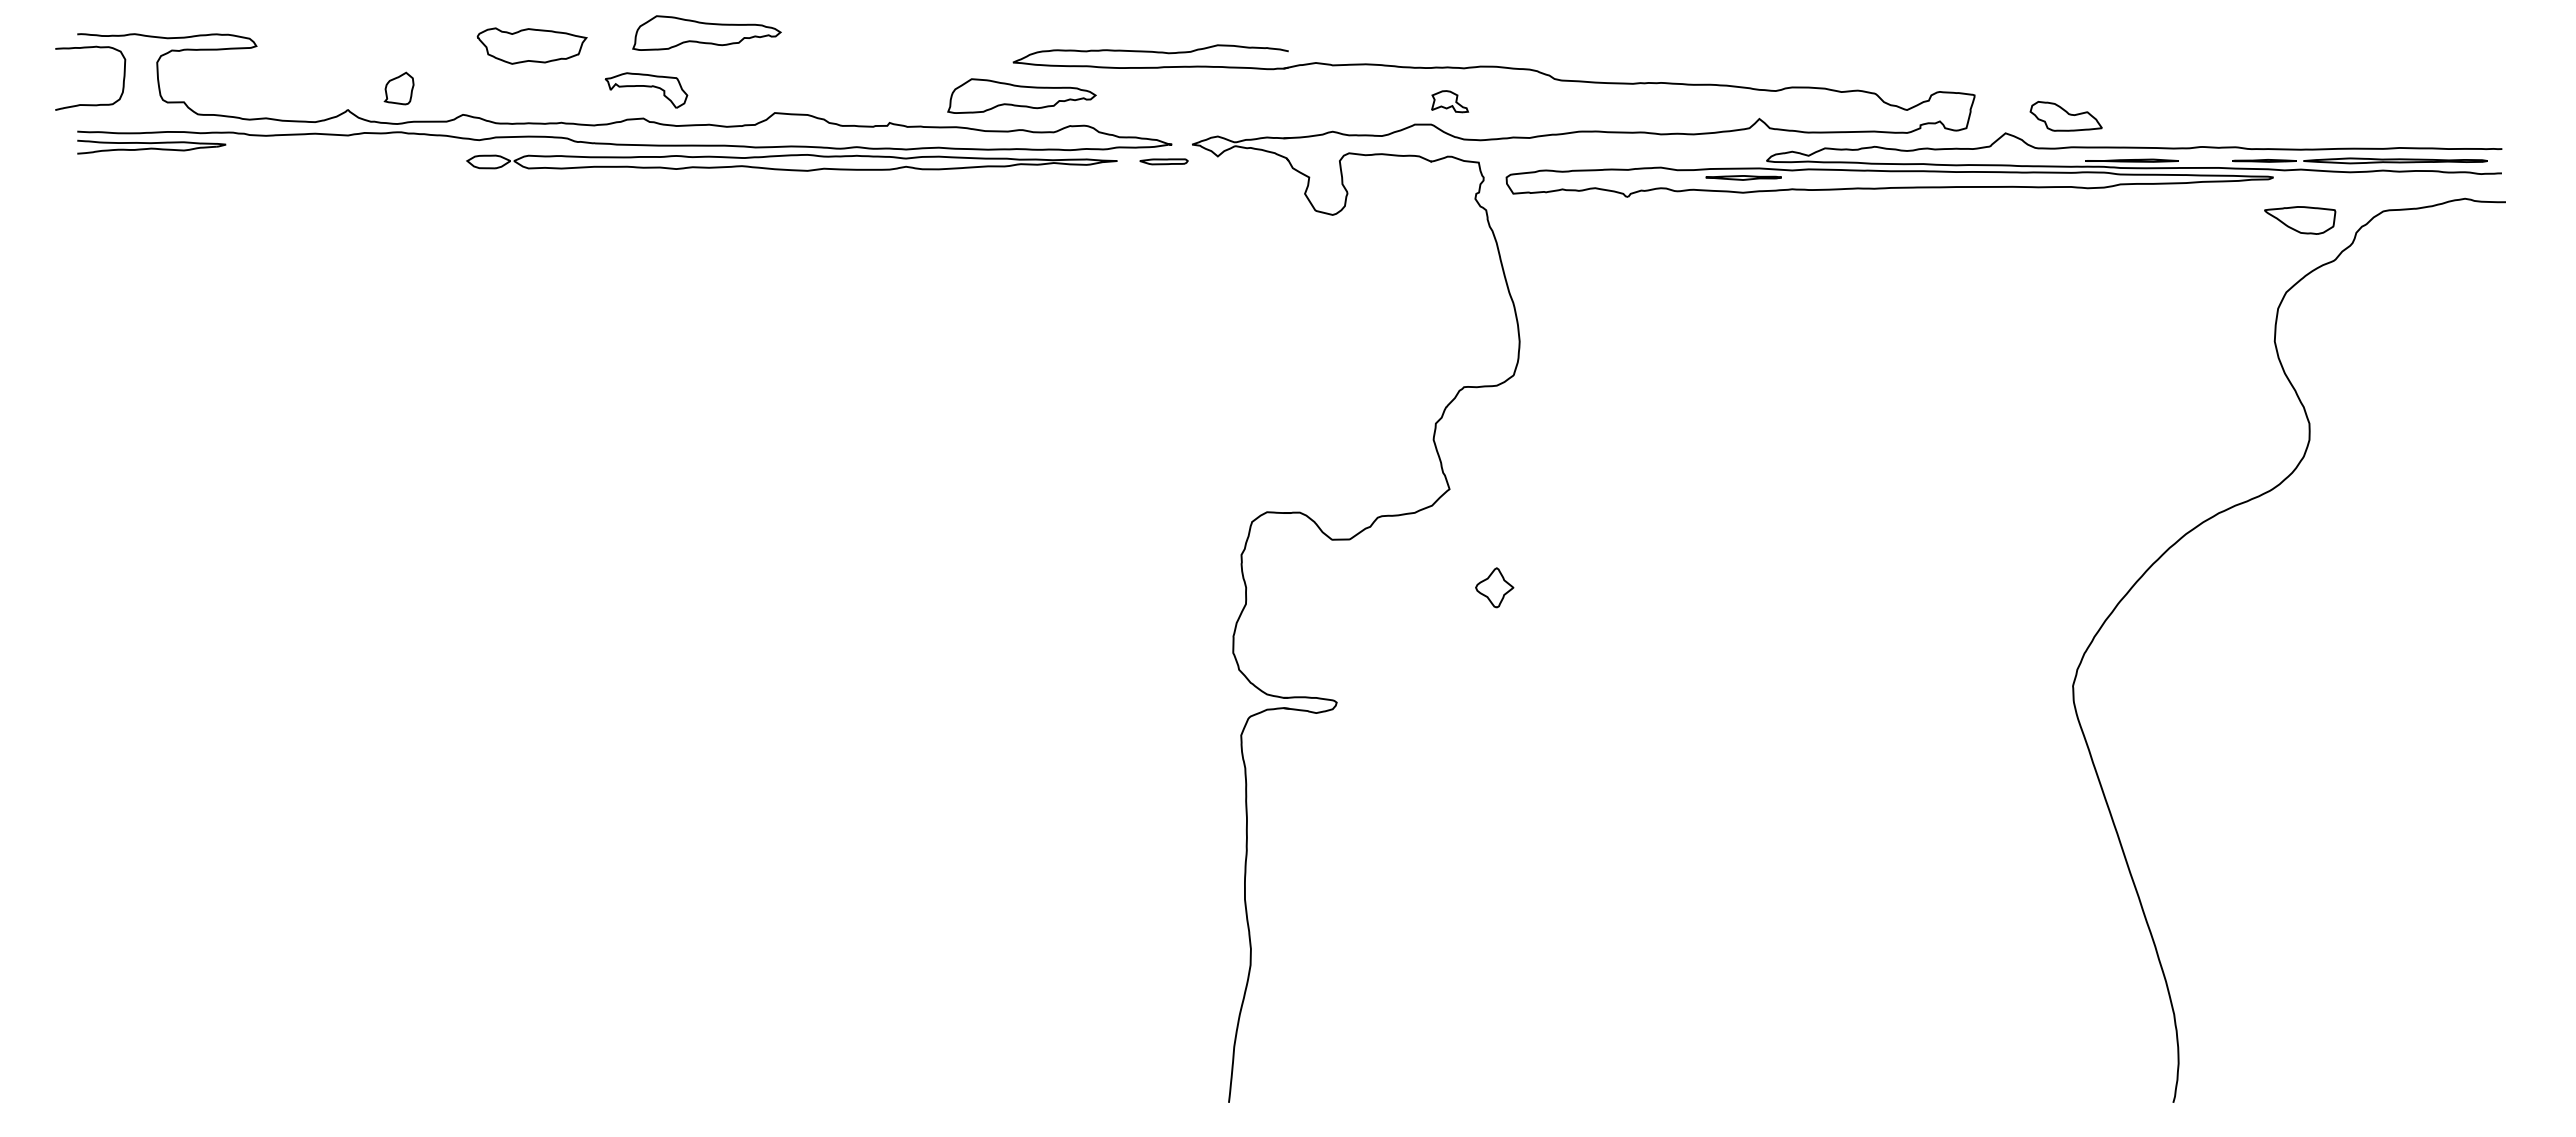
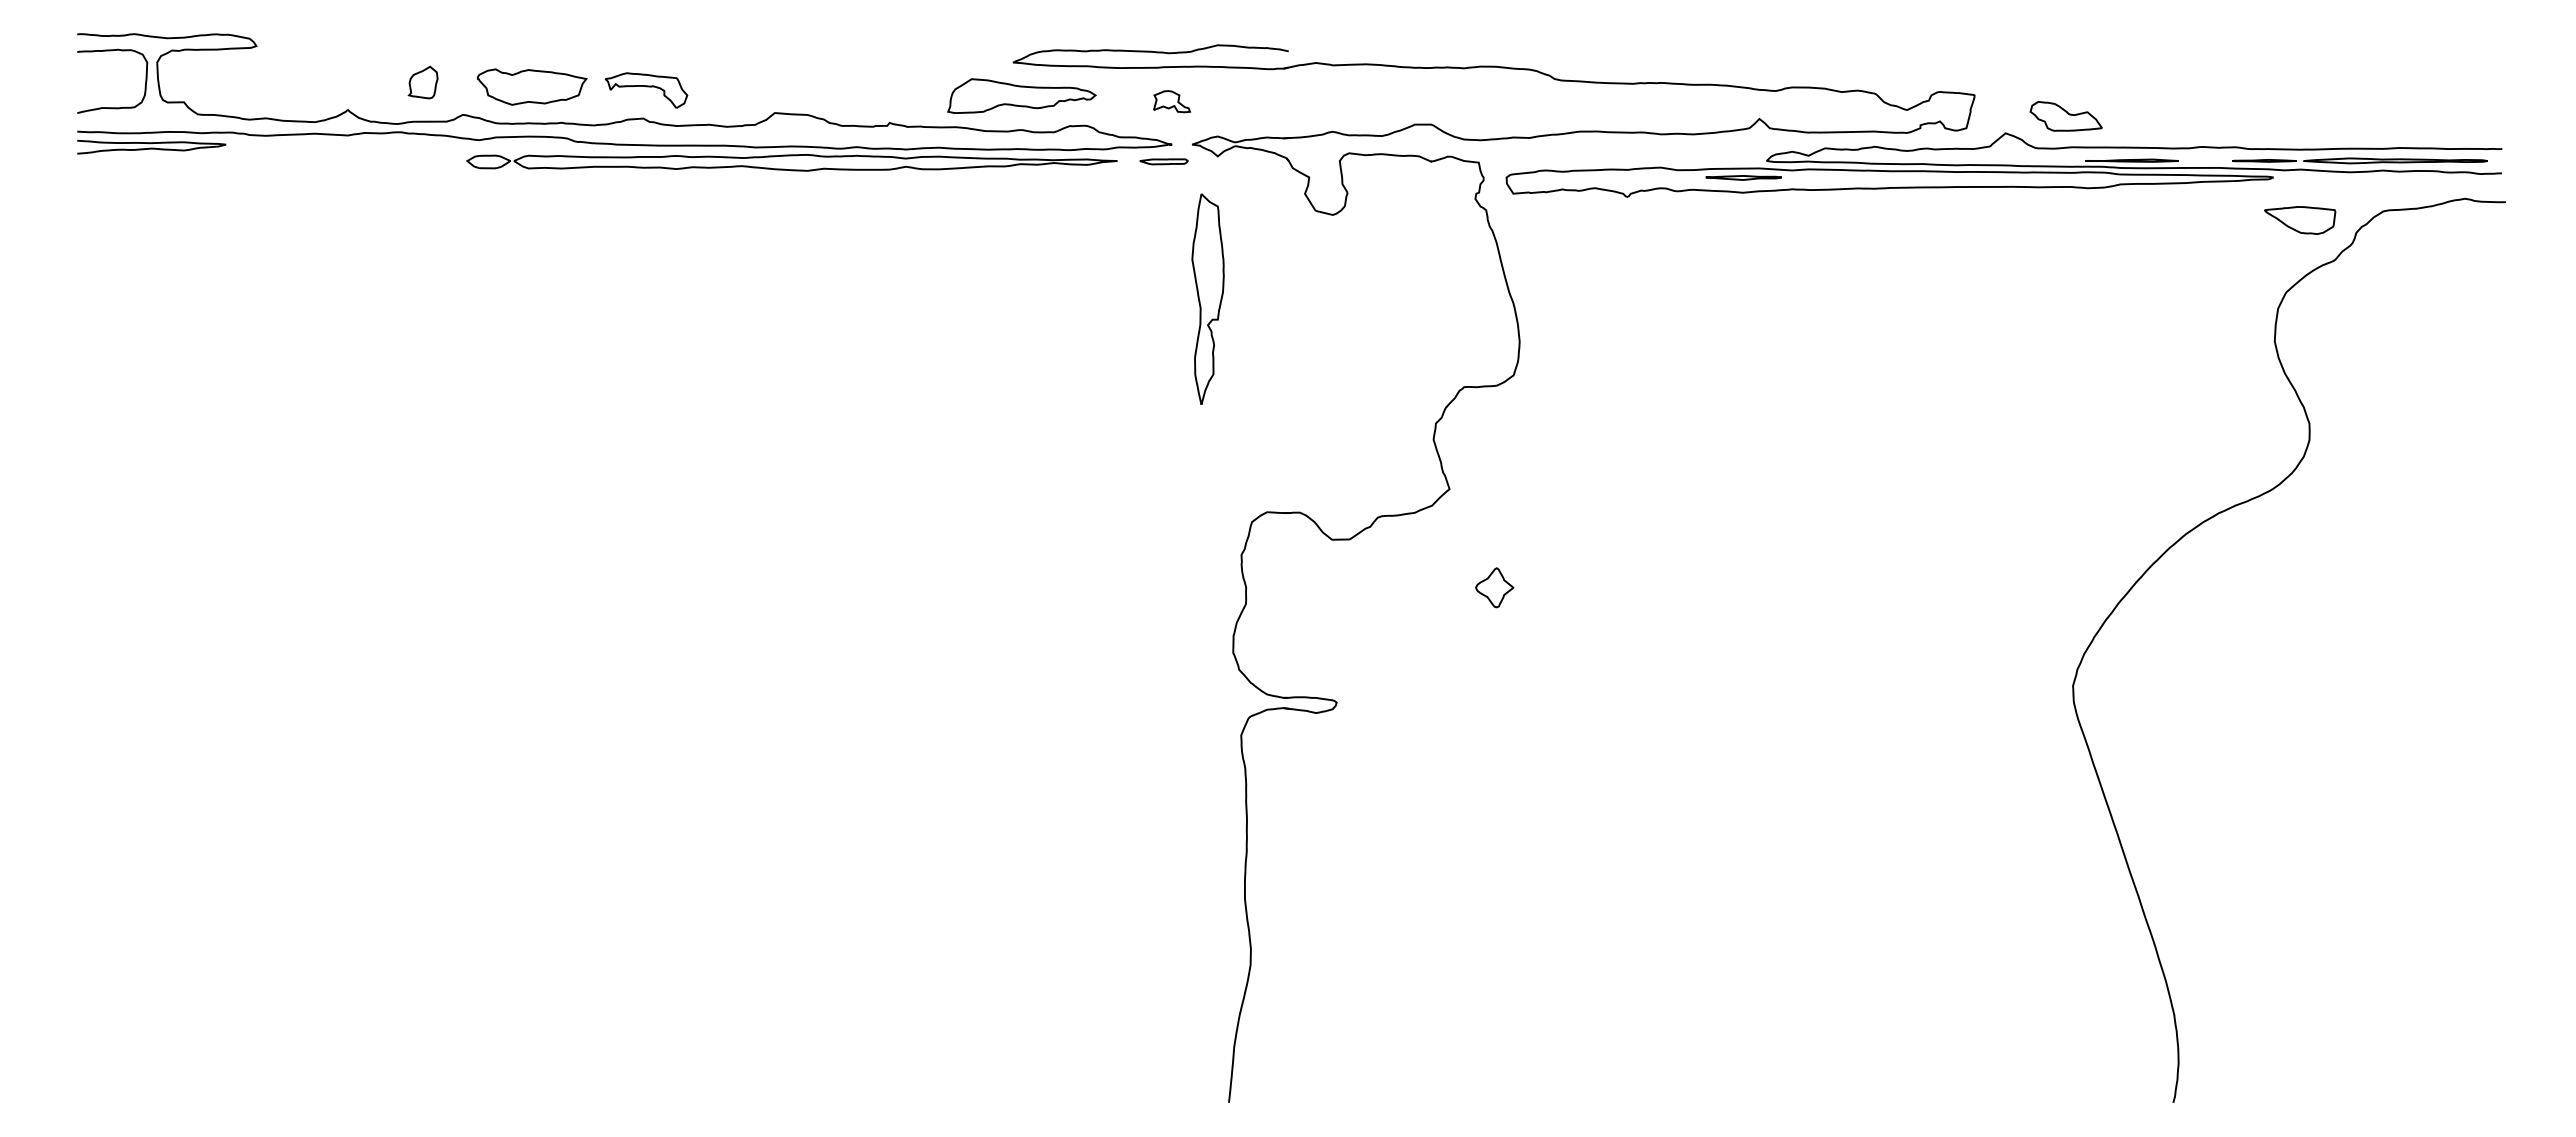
part: present -> none (706, 32)
part position: (531, 45) -> (531, 86) (531, 86)
part position: (398, 88) -> (422, 82) (422, 82)
part position: (1450, 101) -> (1172, 101) (1172, 101)
curve position: (90, 104) -> (112, 107) (112, 107)
part: none -> present (1207, 298)
